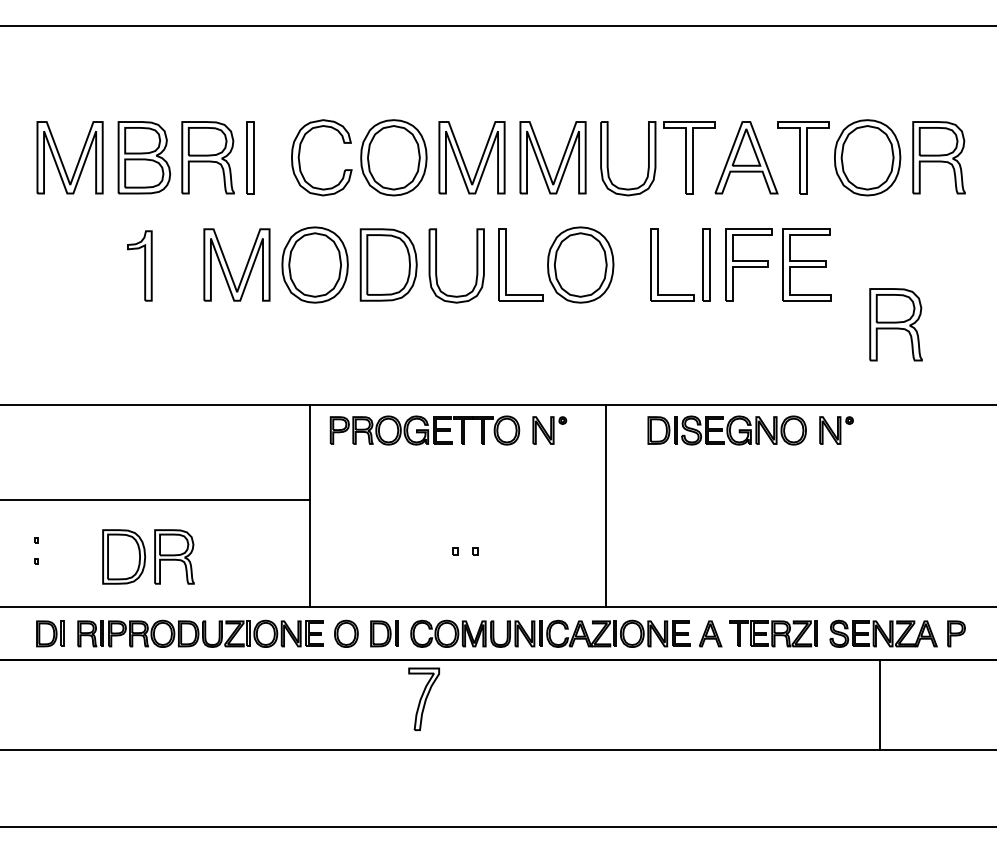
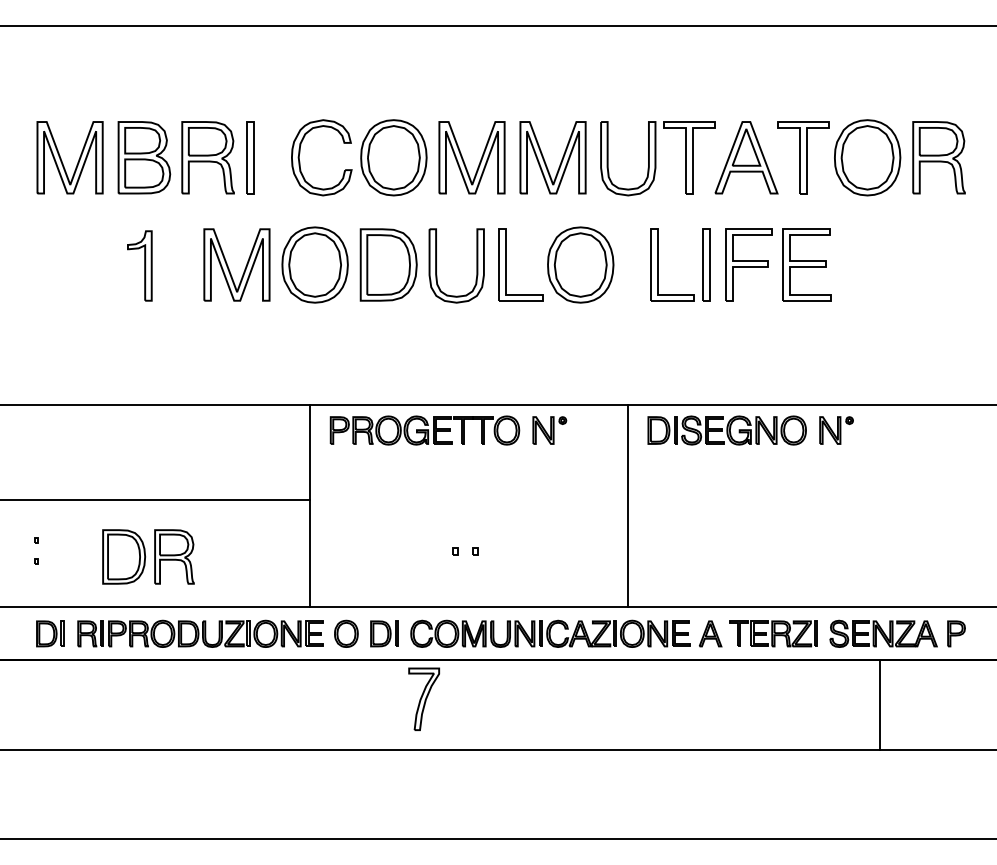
part: present -> none (895, 324)
line position: (605, 505) -> (627, 505) (627, 505)
line position: (497, 827) -> (497, 839) (497, 839)
